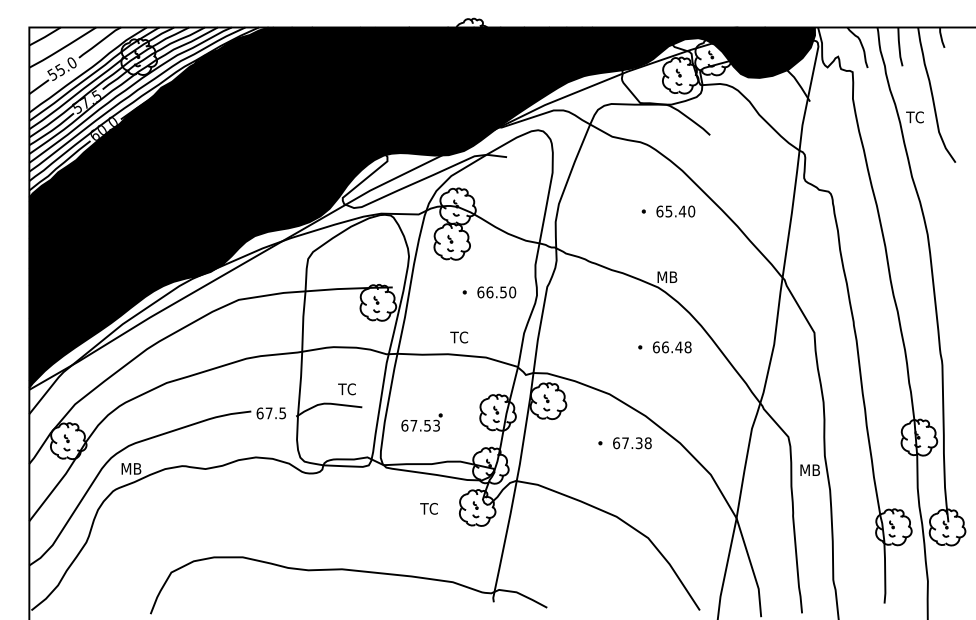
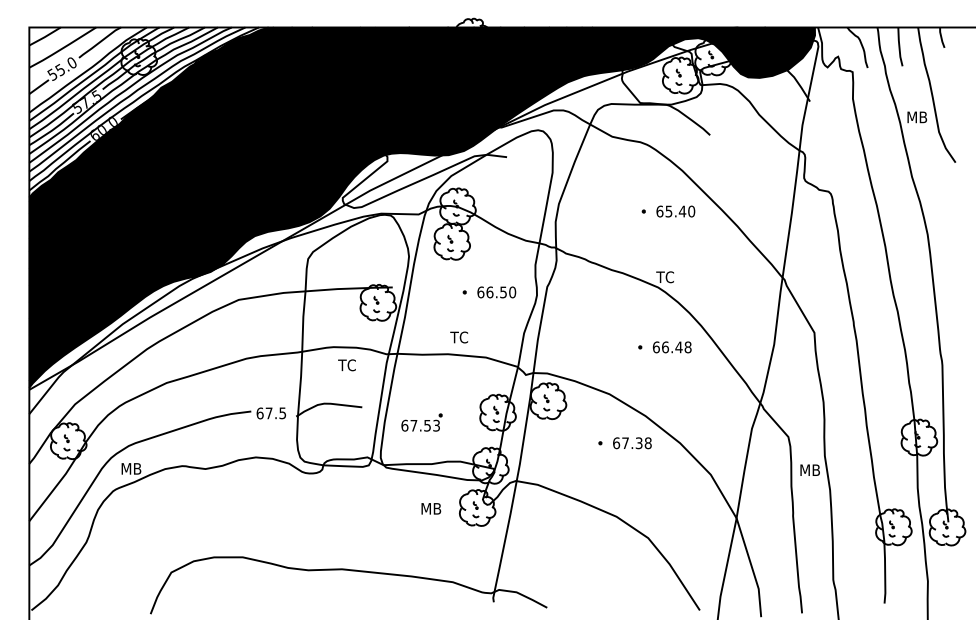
text: TC -> MB (916, 117)
text: MB -> TC (666, 277)
text position: (346, 389) -> (346, 365) (346, 365)
text: TC -> MB (430, 508)
